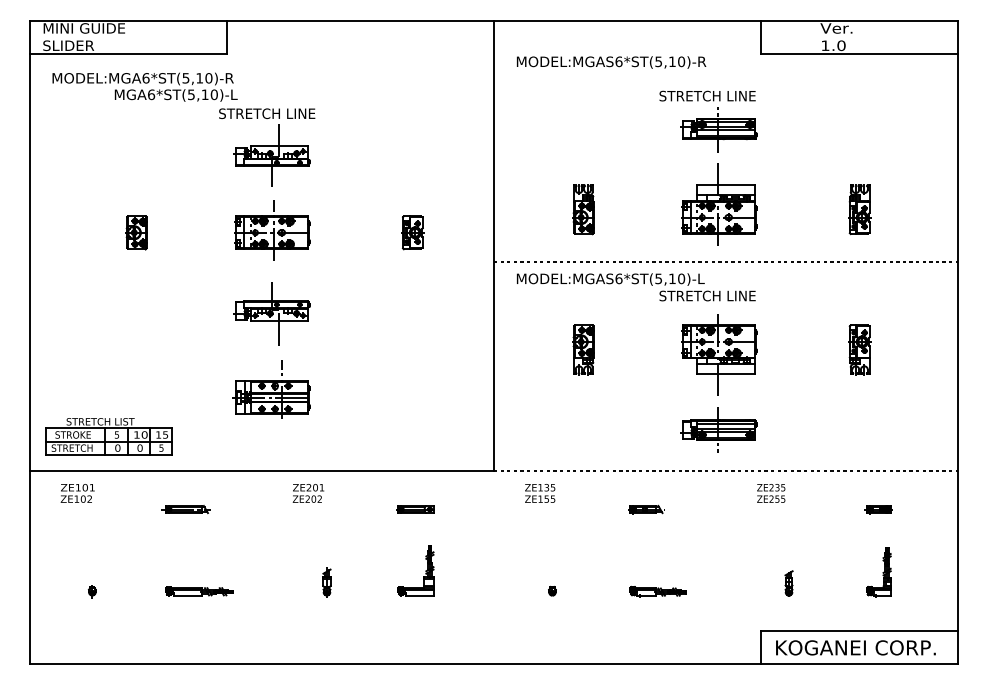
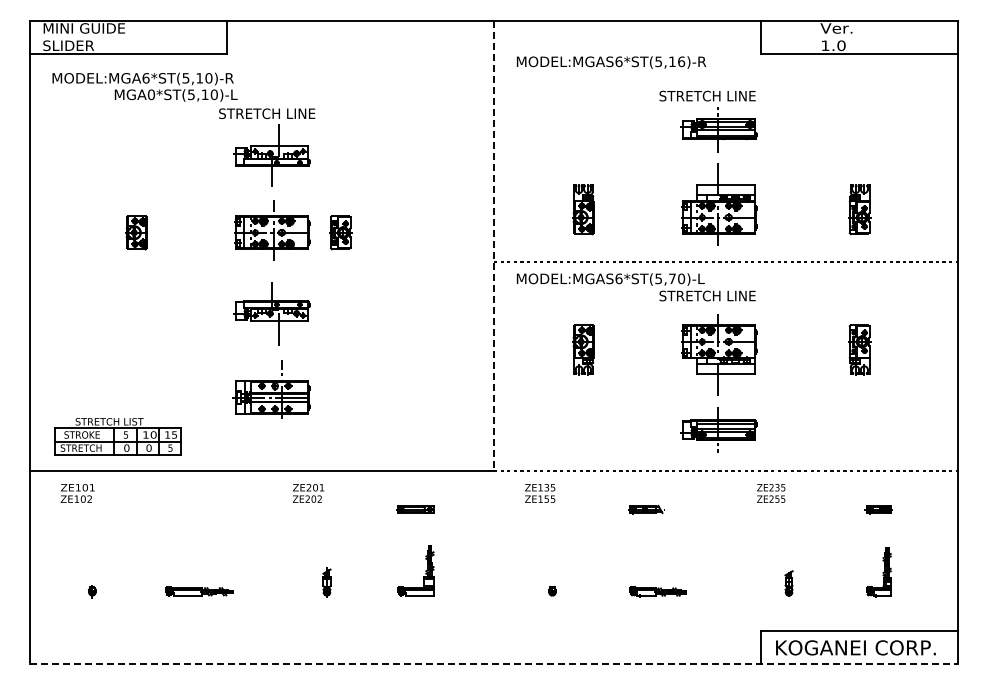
text: MODEL:MGAS6*ST(5,10)-R -> MODEL:MGAS6*ST(5,16)-R (681, 61)
text: MGA6*ST(5,10)-L -> MGA0*ST(5,10)-L (151, 94)
part position: (412, 232) -> (340, 232) (340, 232)
line: solid -> dashed (493, 246)
text: MODEL:MGAS6*ST(5,10)-L -> MODEL:MGAS6*ST(5,70)-L (672, 278)
part position: (108, 436) -> (117, 436) (117, 436)
part: present -> none (185, 509)
line: solid -> dashed (494, 664)
